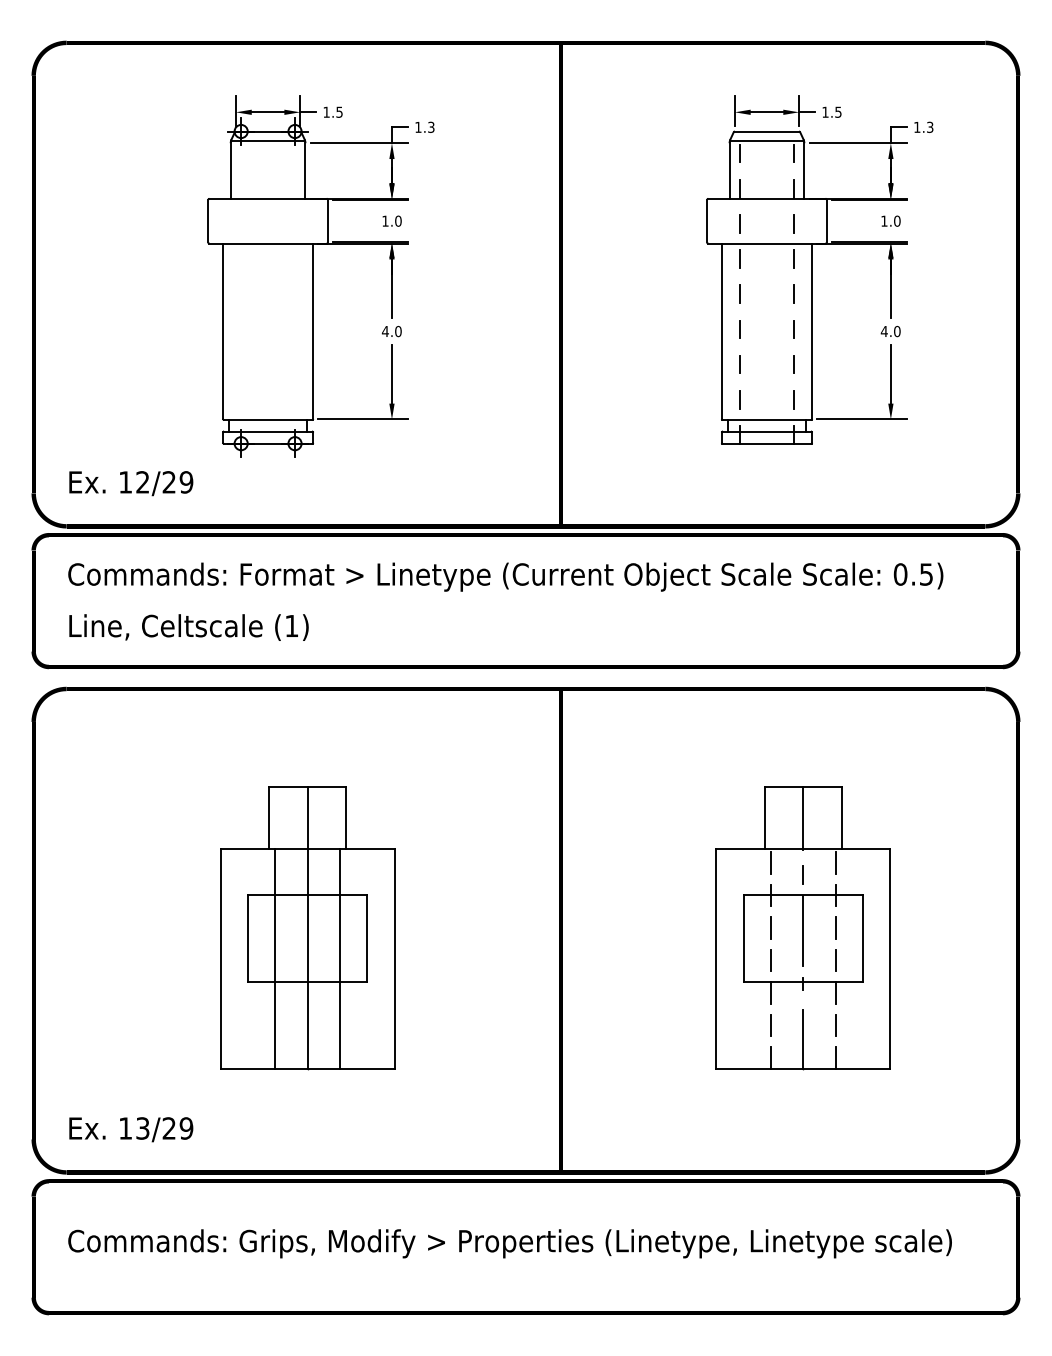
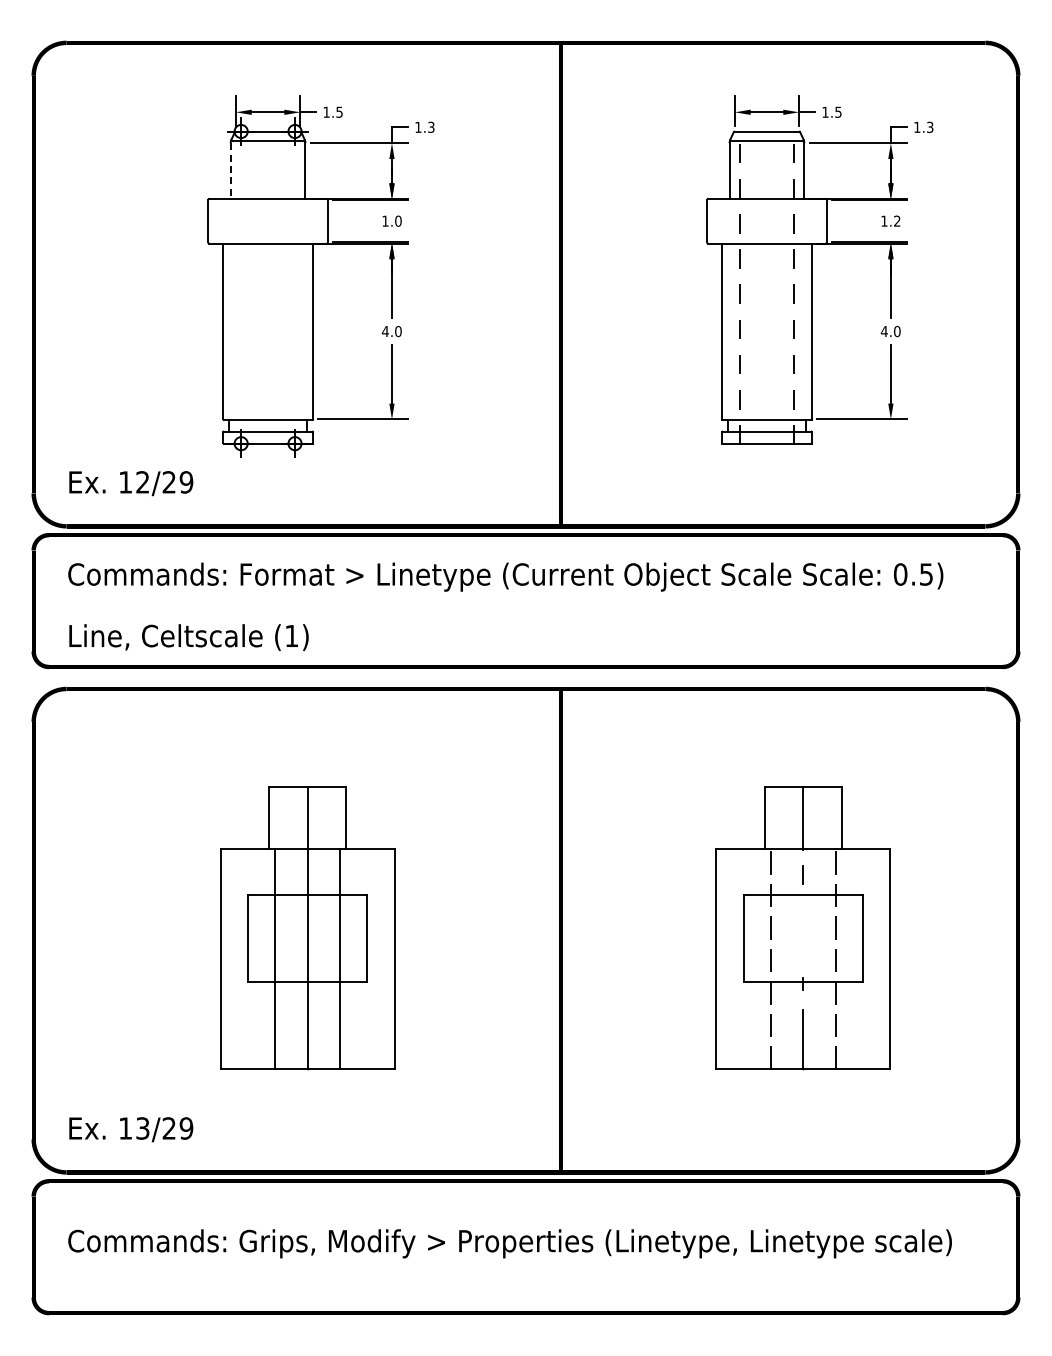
line: solid -> dashed (230, 171)
text: 1.0 -> 1.2 (897, 220)
text position: (188, 627) -> (188, 637) (188, 637)
line: present -> none (803, 930)
